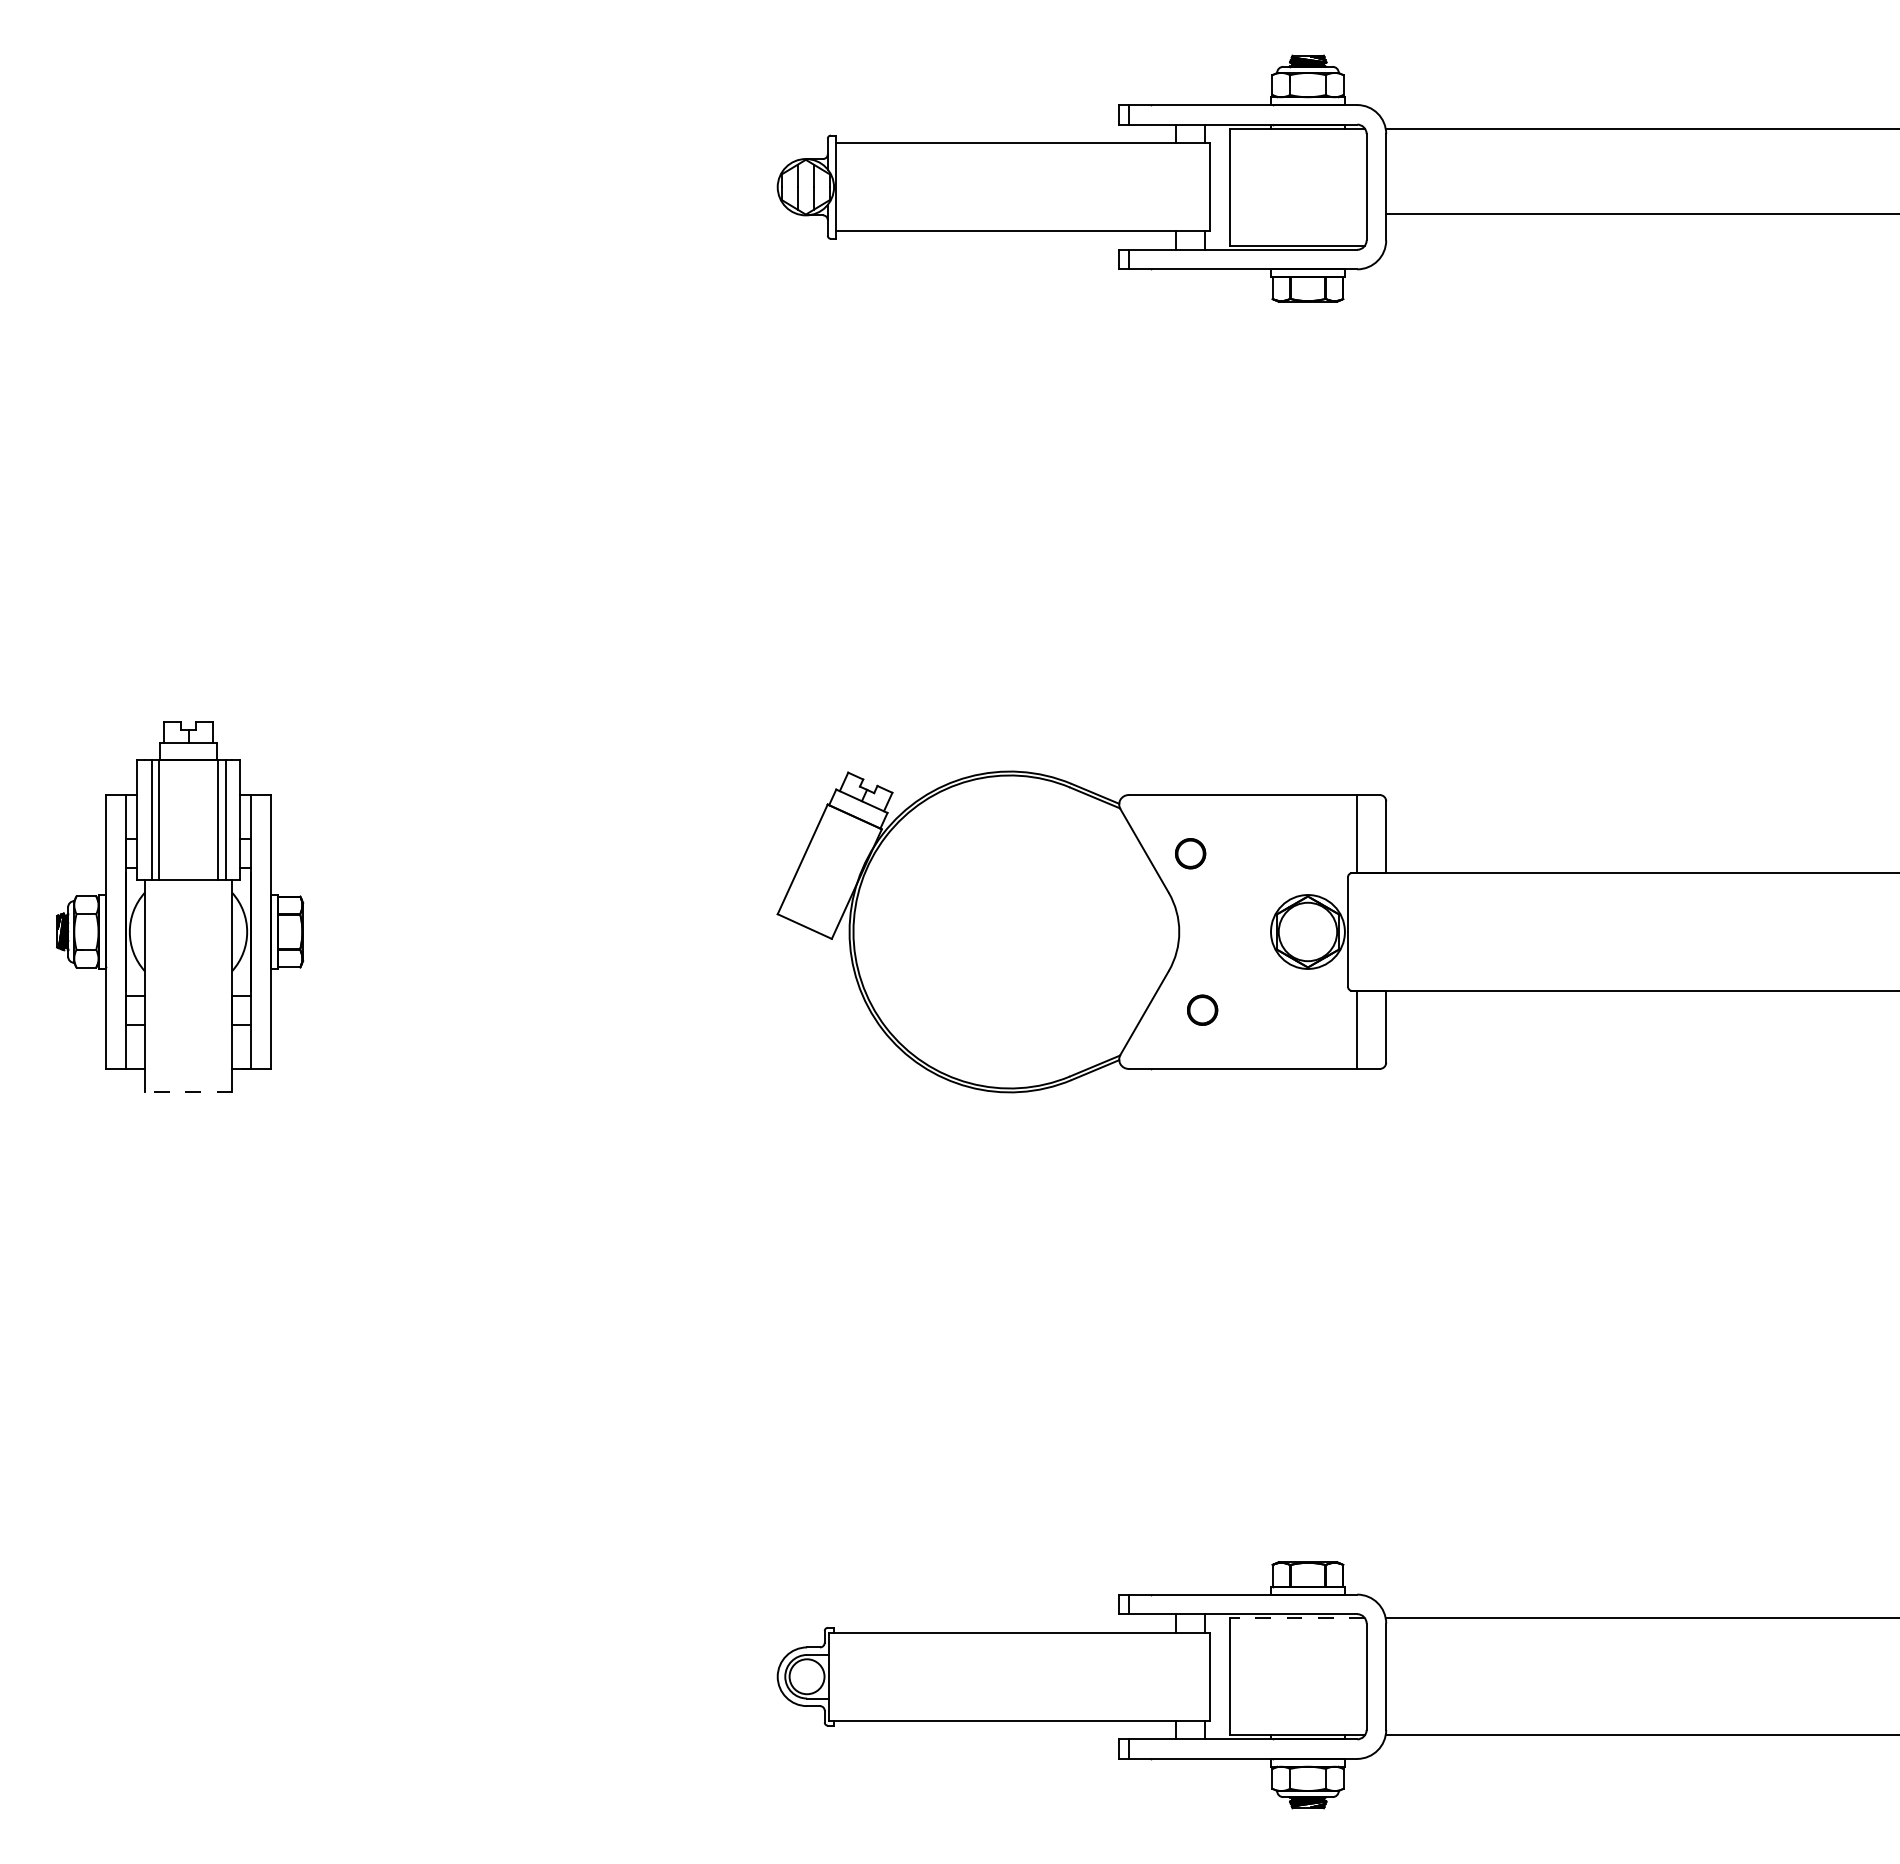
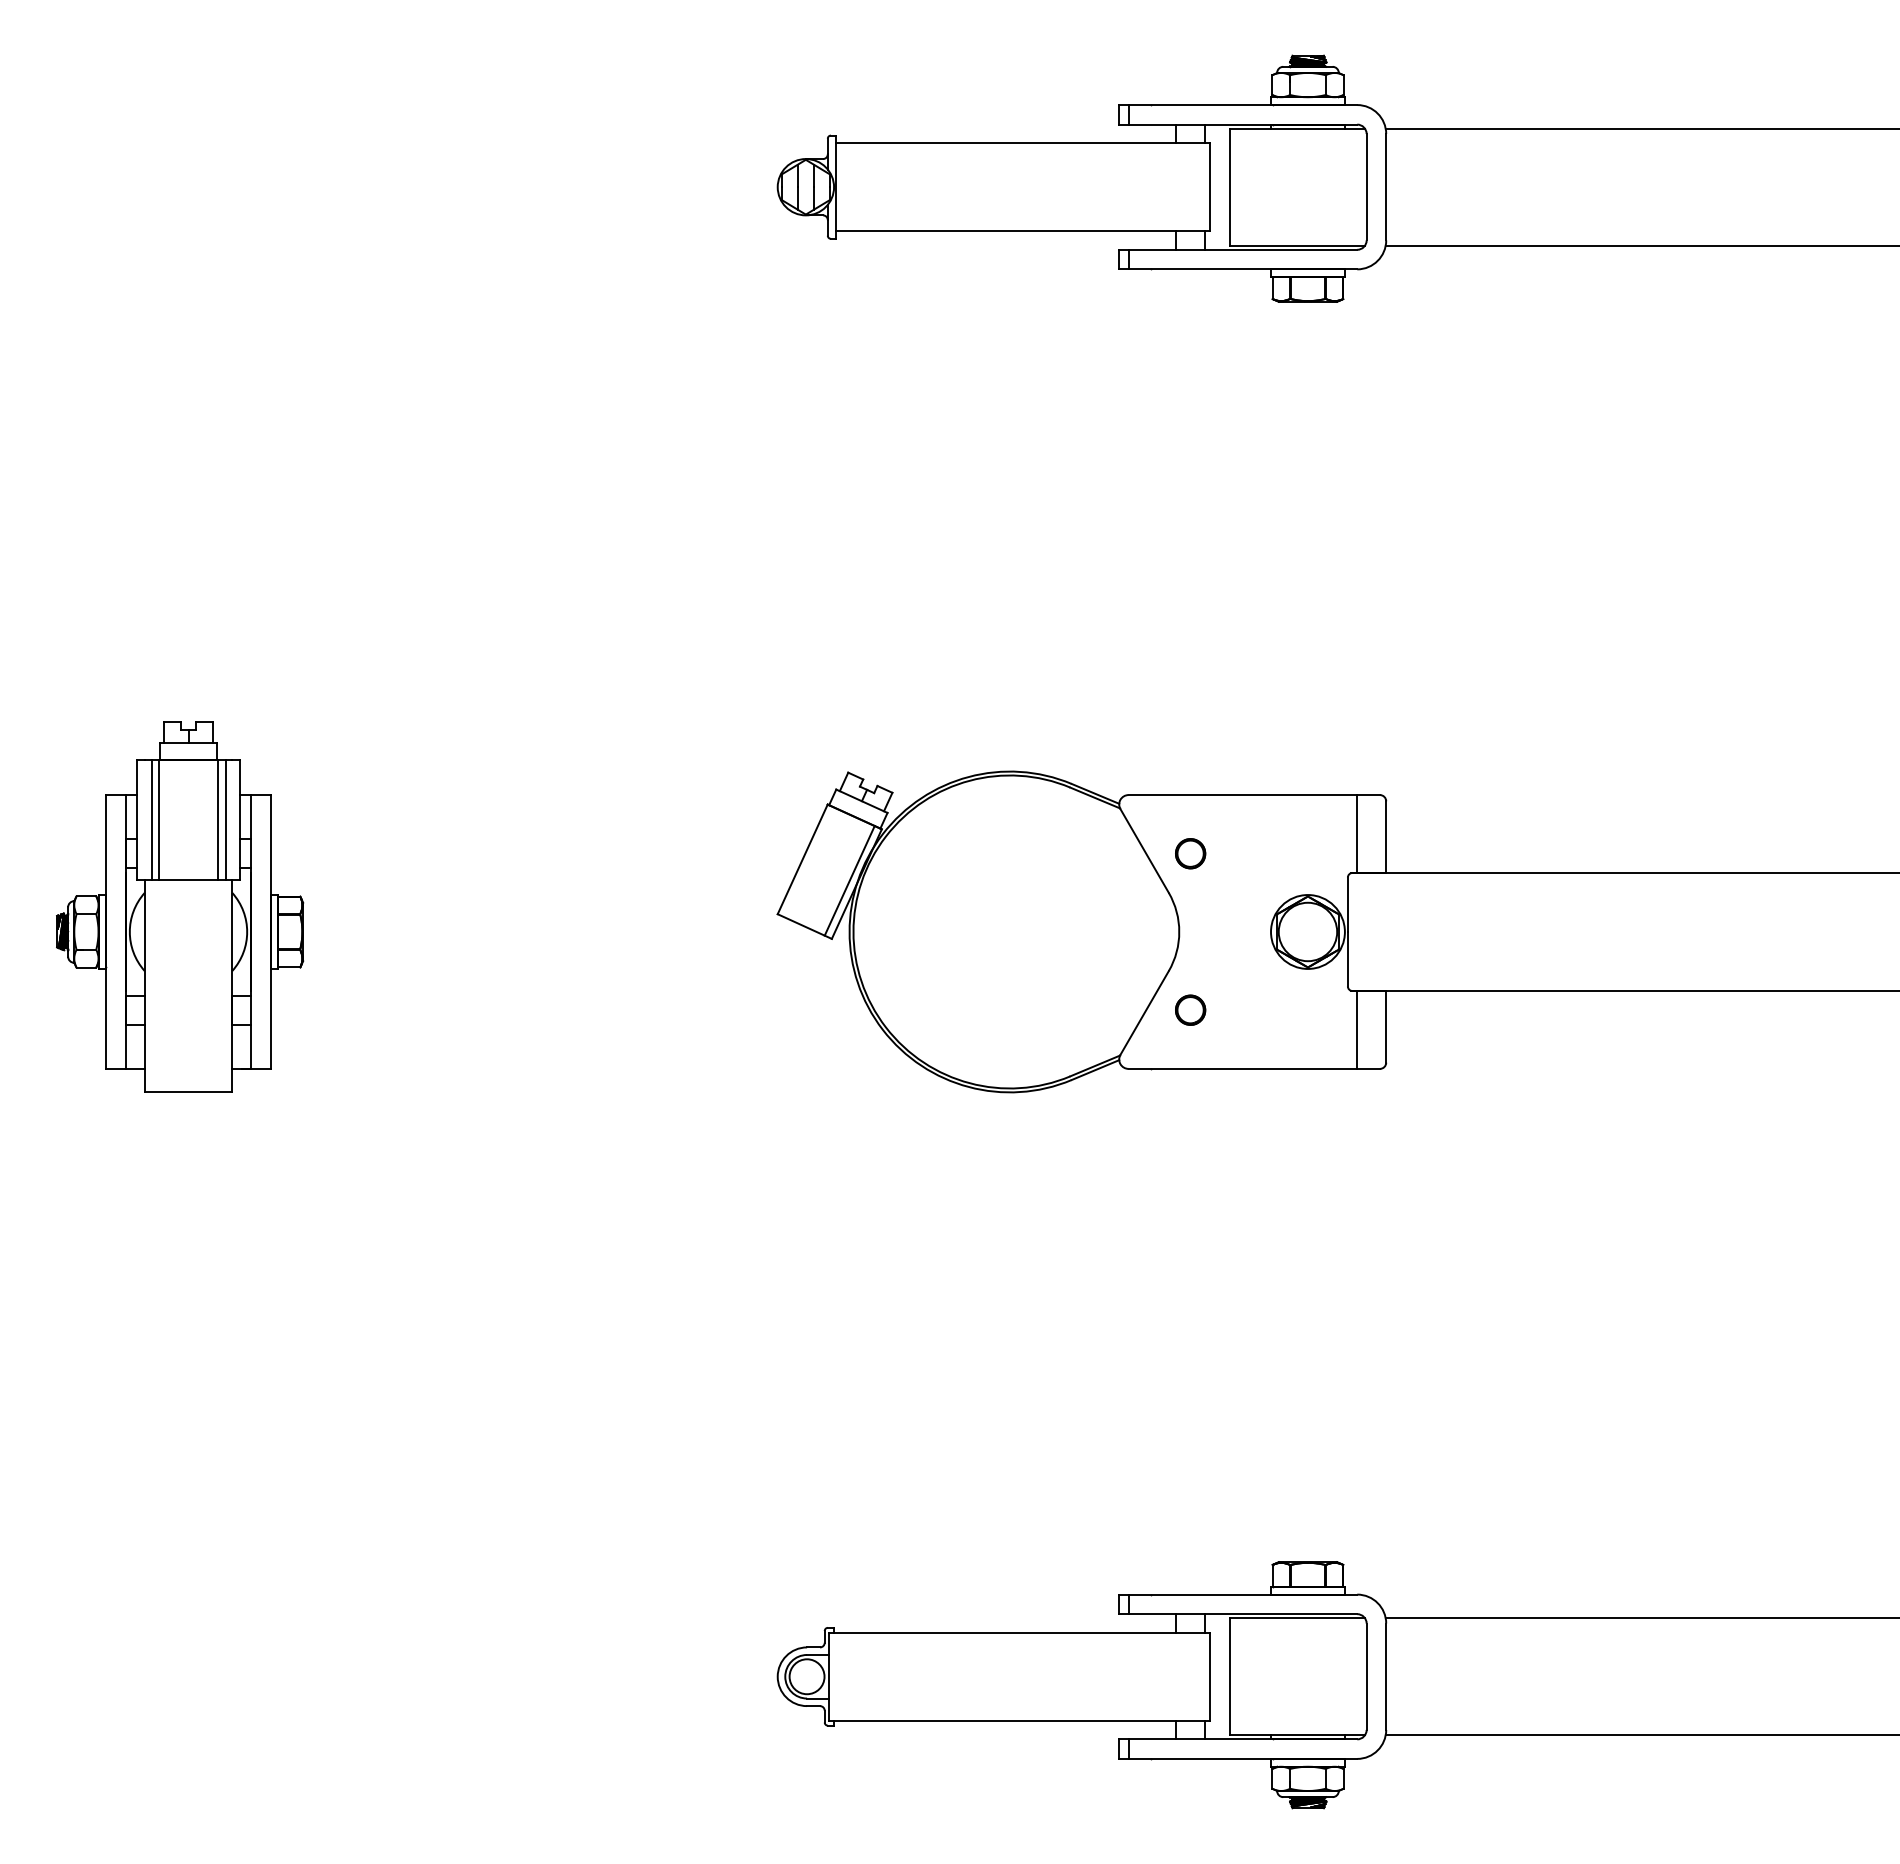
line position: (1640, 213) -> (1640, 245) (1640, 245)
line: none -> present (849, 880)
part position: (1202, 1009) -> (1190, 1009) (1190, 1009)
line: dashed -> solid (188, 1092)
line: dashed -> solid (1297, 1618)
